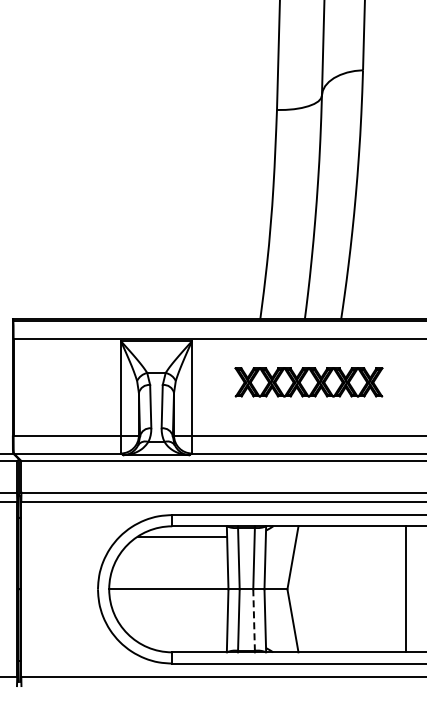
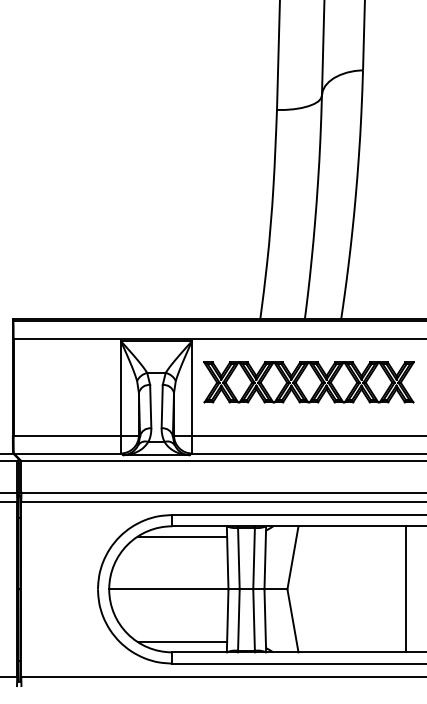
part size: 150x31 px -> 212x43 px (308, 382)
line: dashed -> solid (254, 620)
line: none -> present (182, 641)
